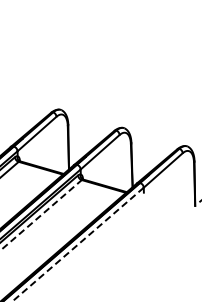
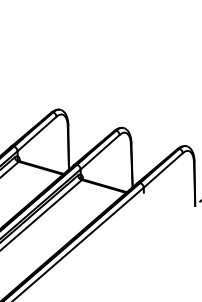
line: dashed -> solid (41, 215)
line: dashed -> solid (78, 244)
